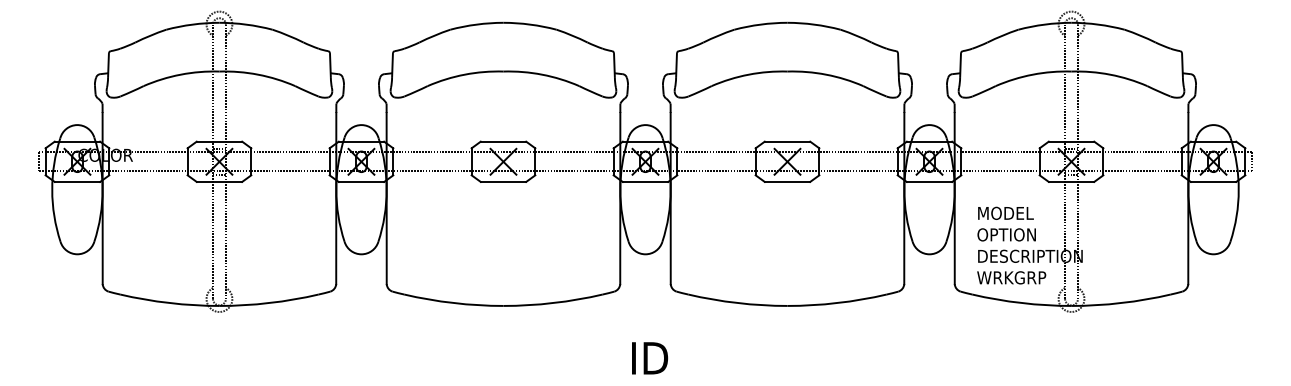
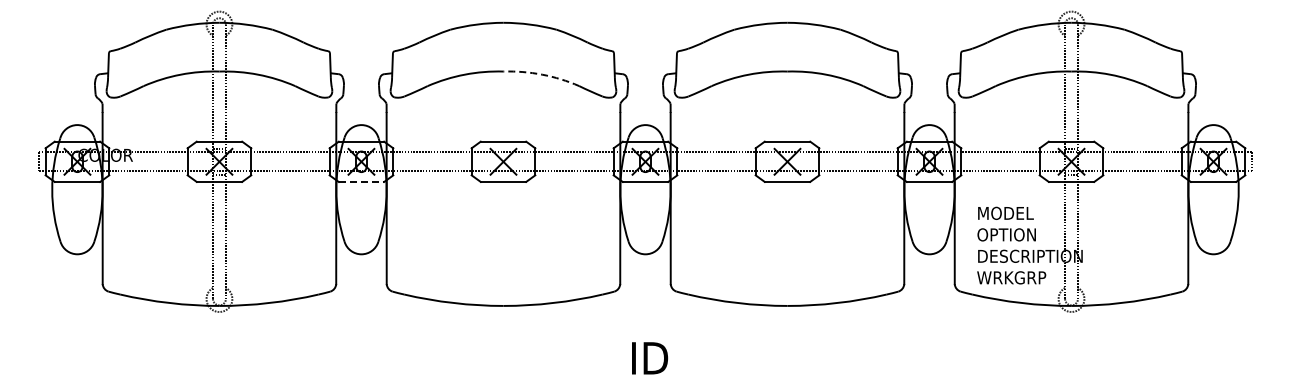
arc: solid -> dashed (542, 74)
line: solid -> dashed (361, 181)
